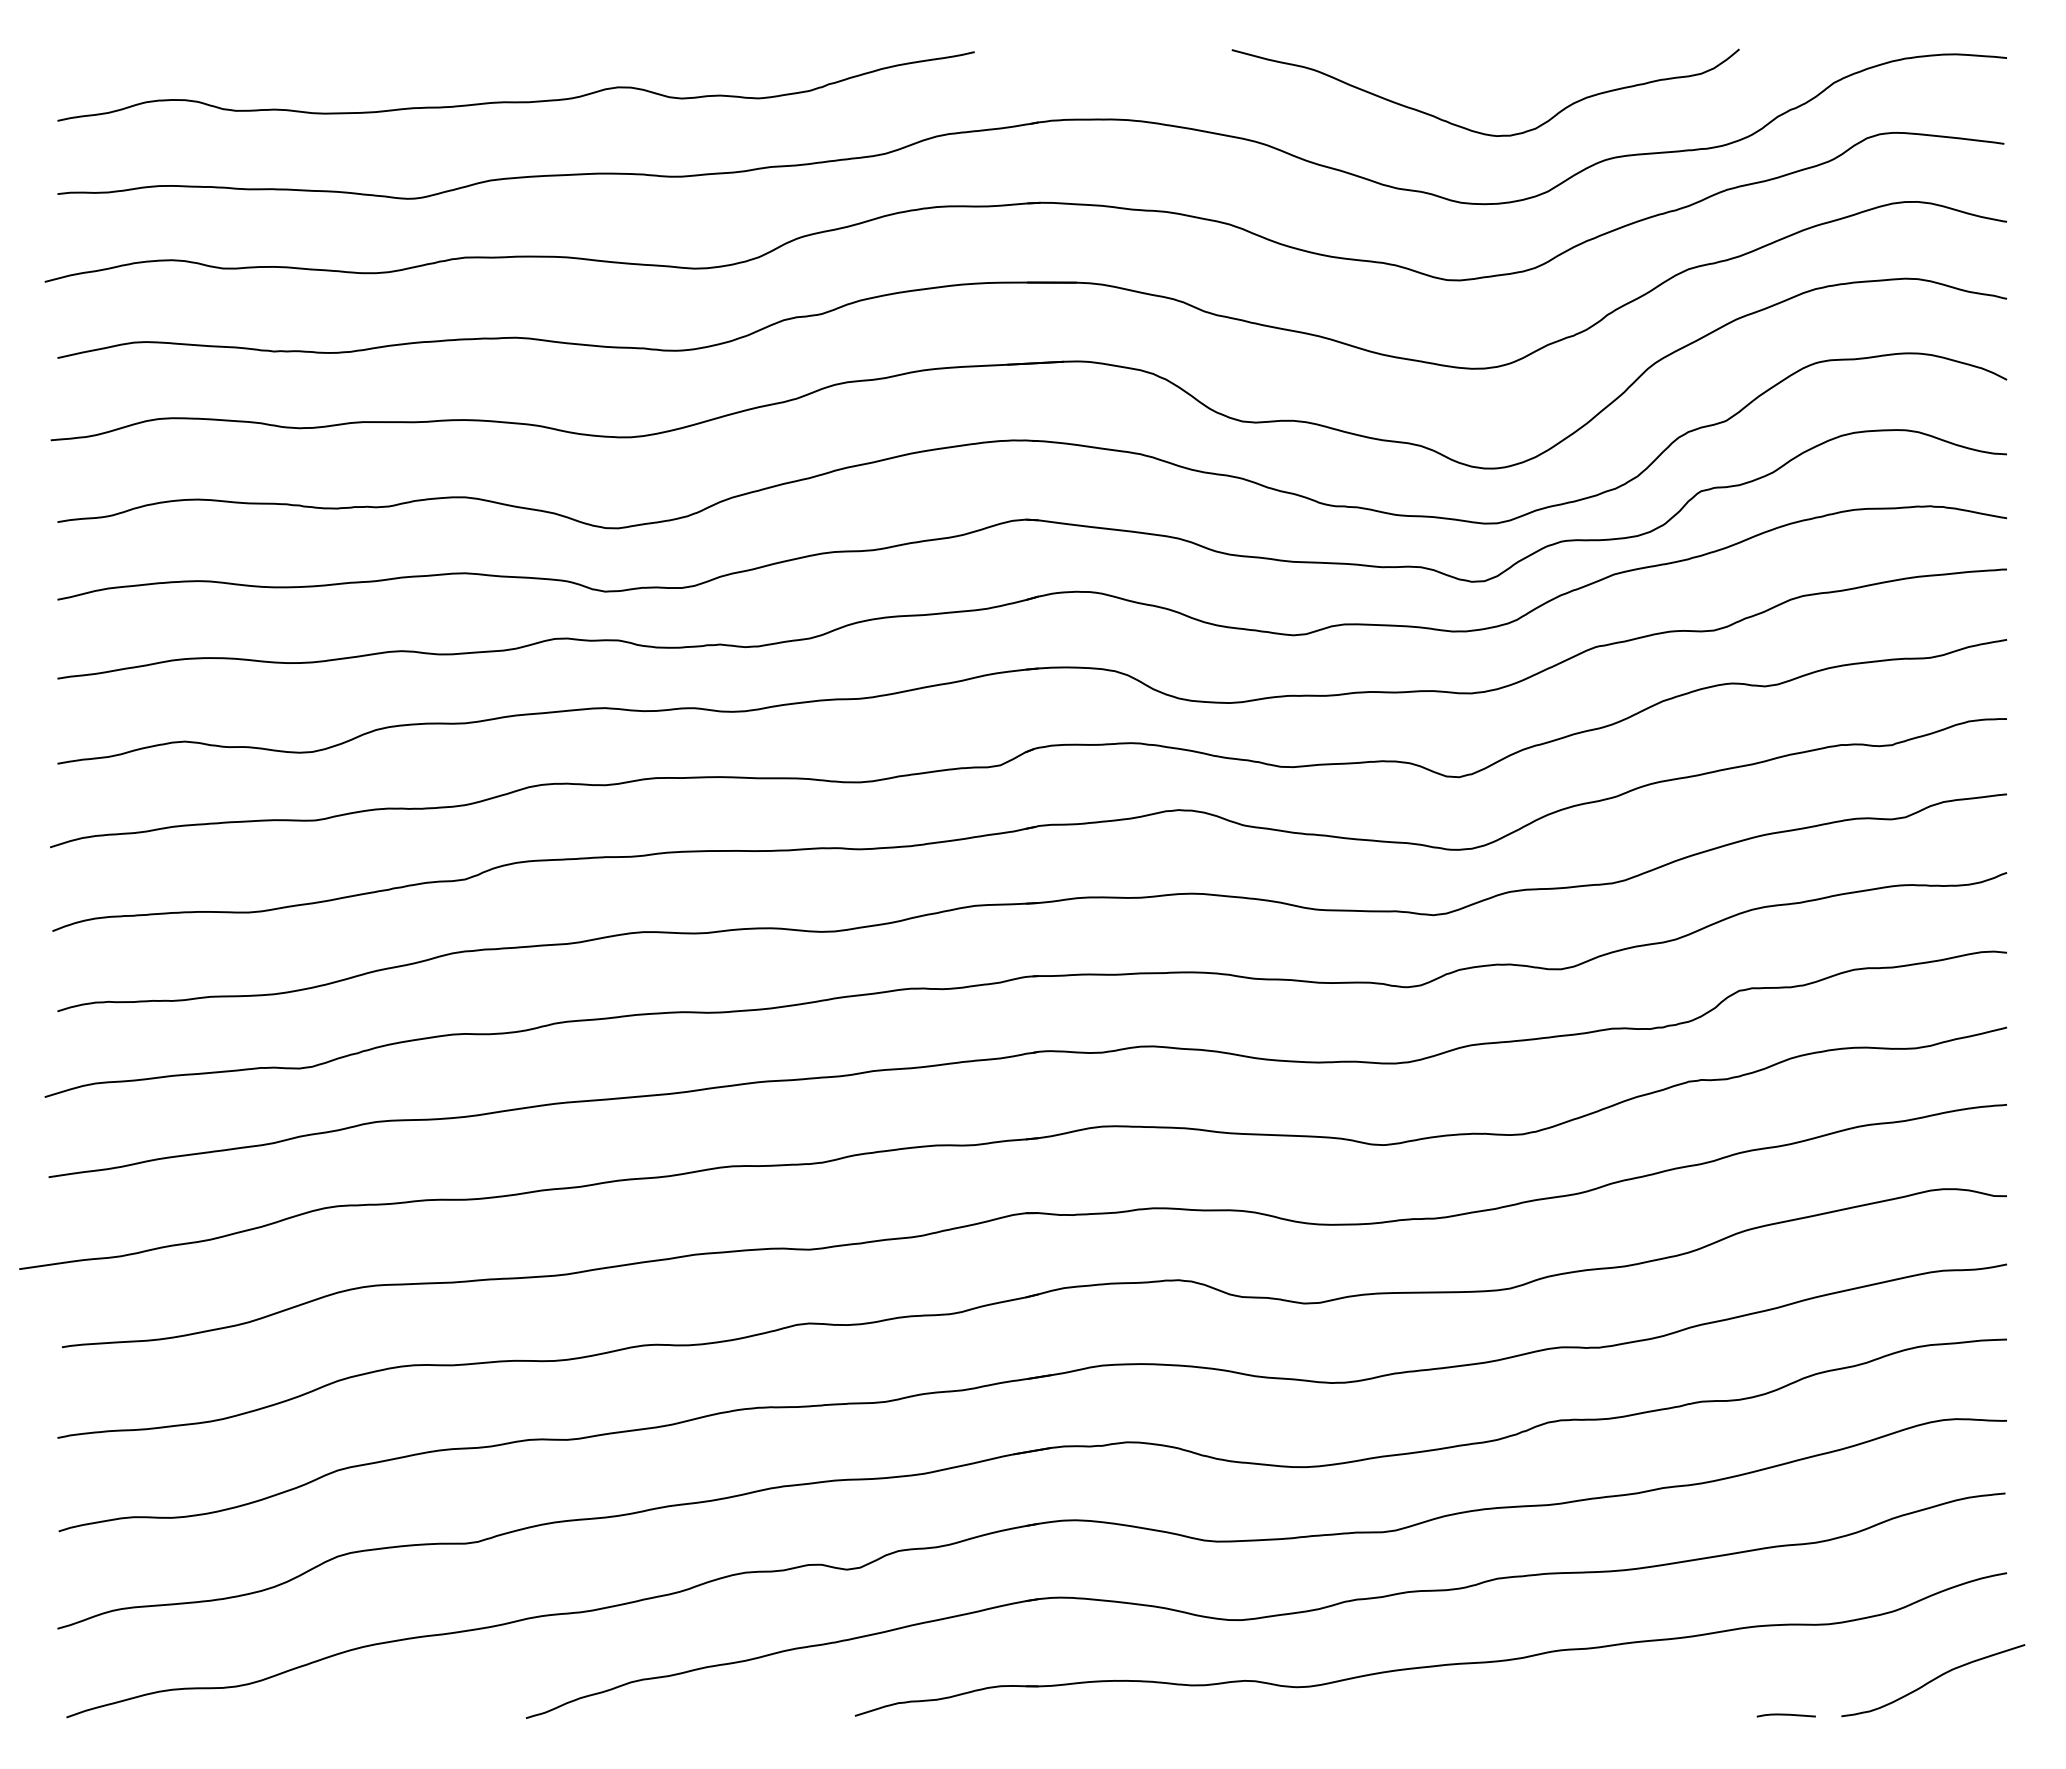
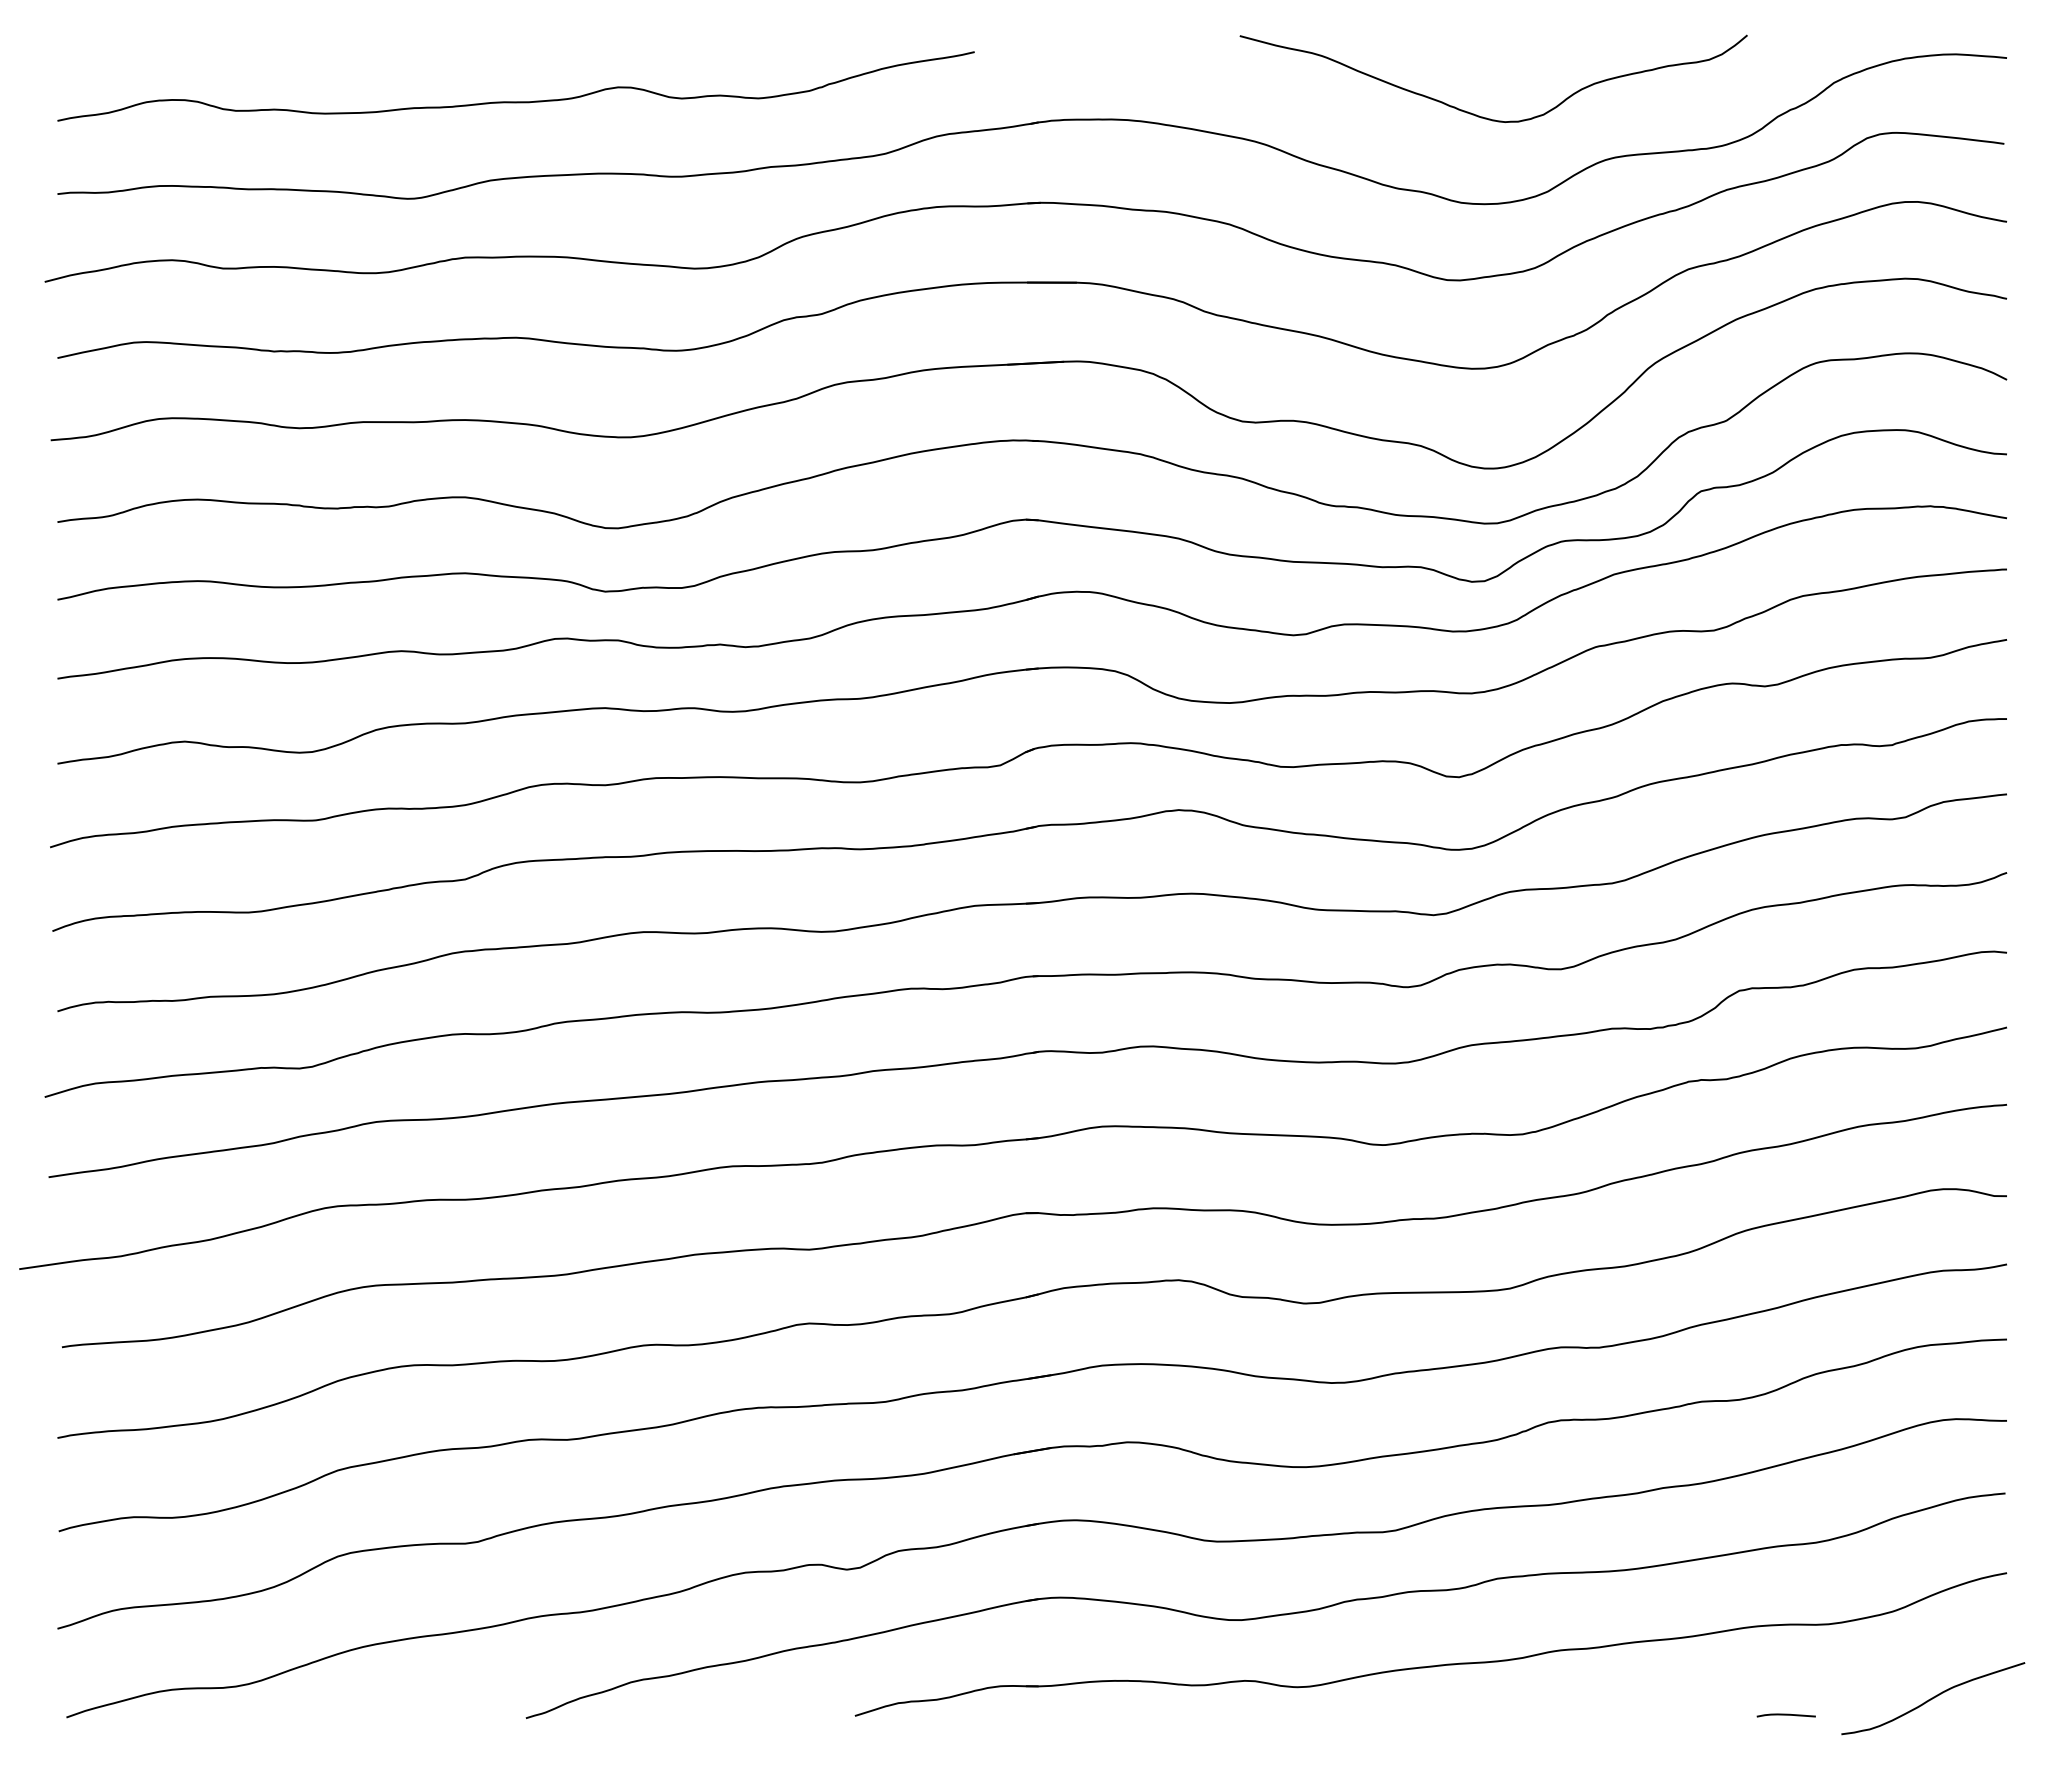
curve position: (1471, 129) -> (1479, 115) (1479, 115)
curve position: (1933, 1680) -> (1933, 1698) (1933, 1698)
